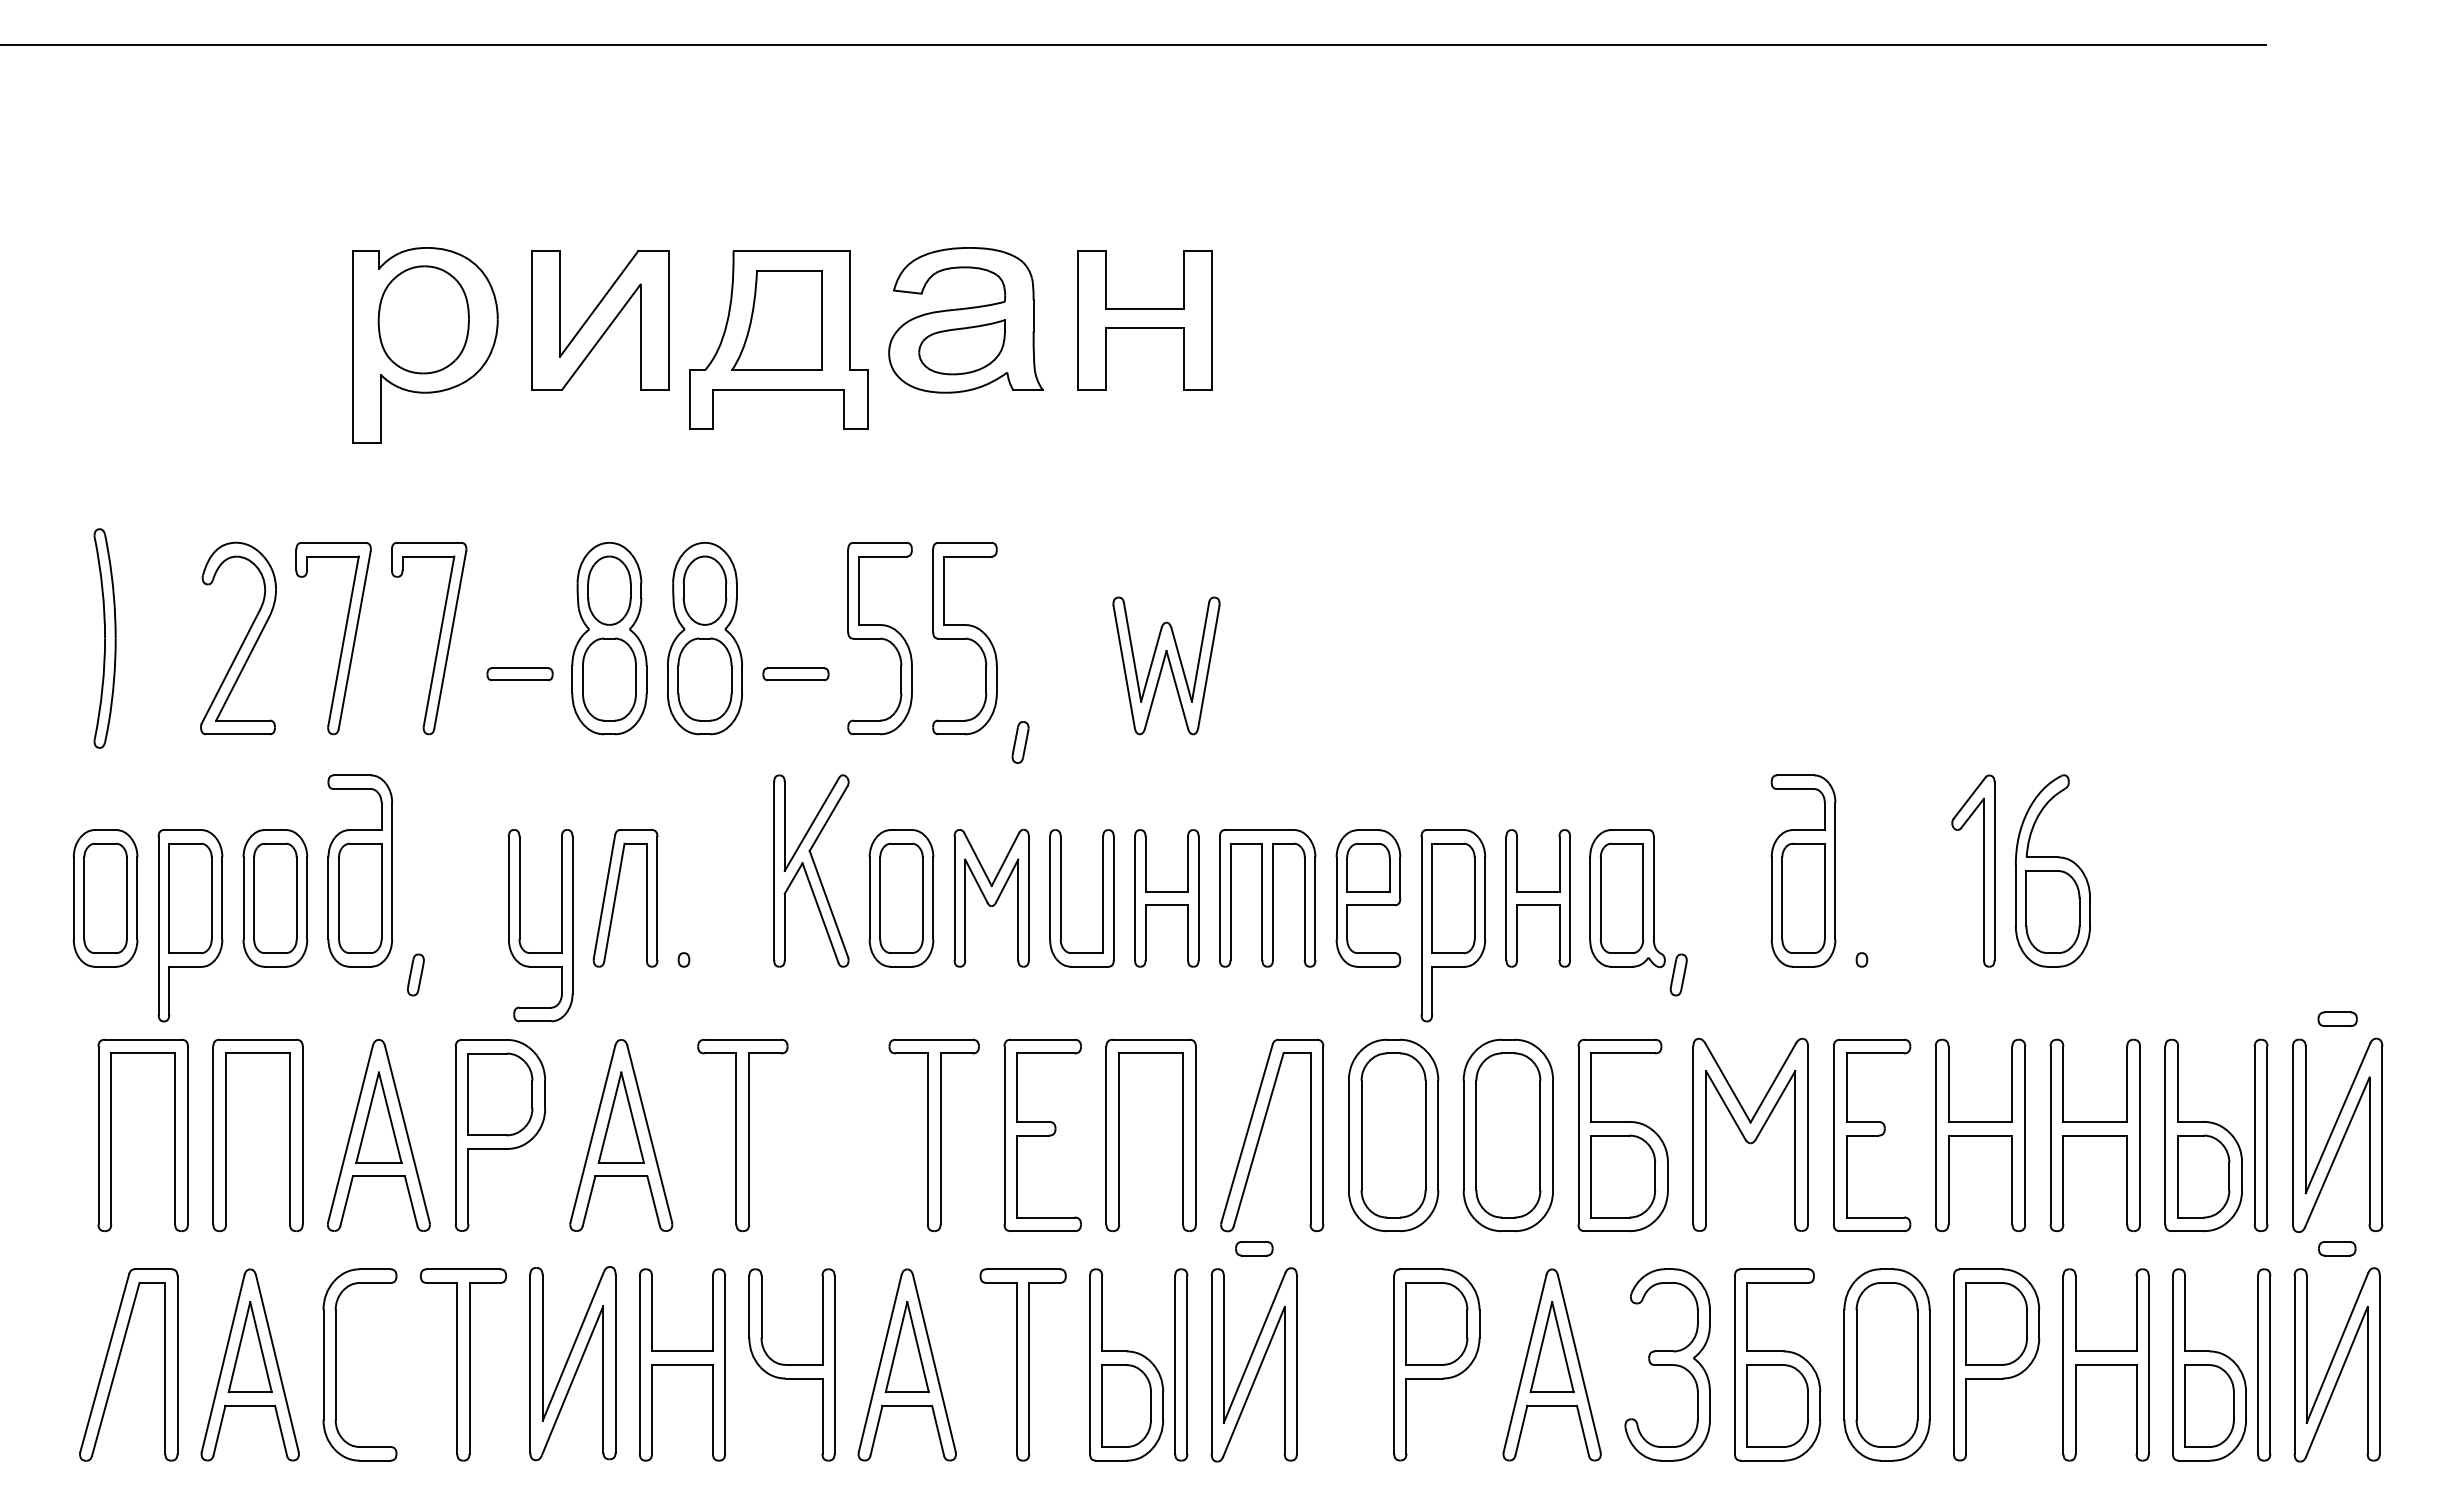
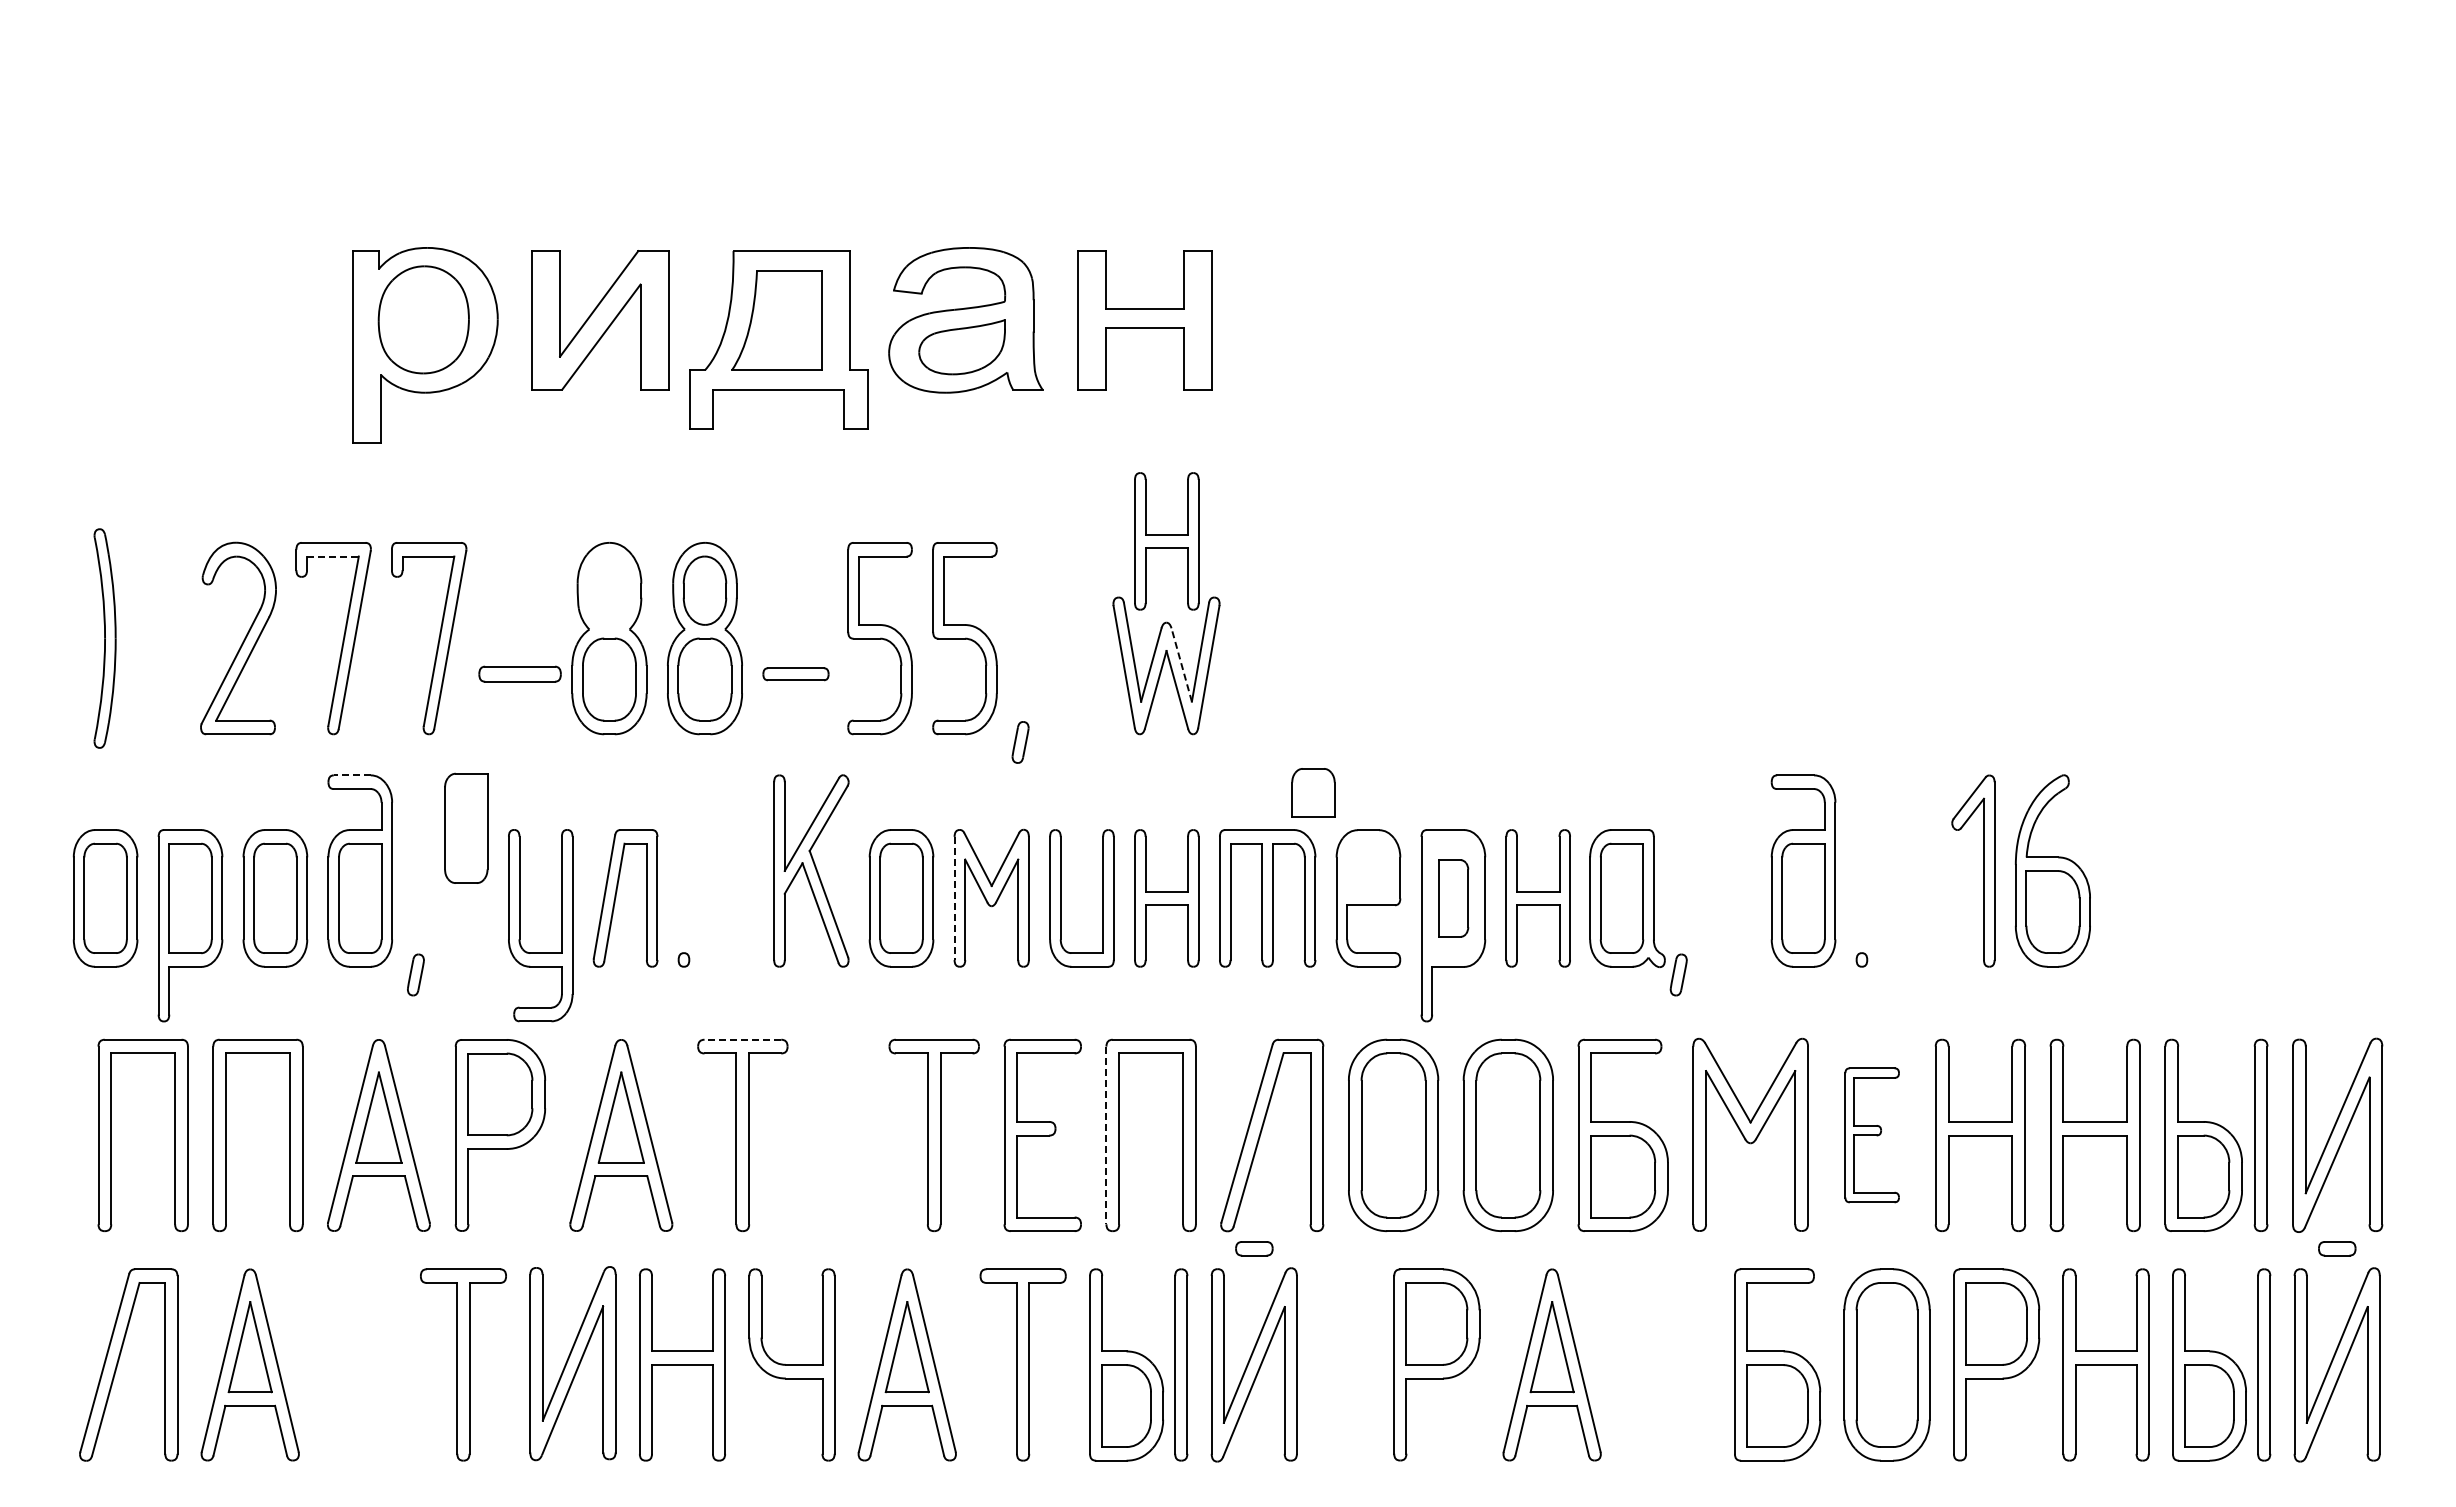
line: present -> none (1133, 45)
part: none -> present (1166, 541)
line: solid -> dashed (332, 556)
part: present -> none (609, 590)
line: solid -> dashed (1181, 664)
part size: 68x15 px -> 84x18 px (519, 673)
line: solid -> dashed (352, 775)
part: none -> present (466, 827)
part position: (1368, 867) -> (1313, 792) (1313, 792)
line: solid -> dashed (954, 898)
part size: 45x113 px -> 32x79 px (1453, 898)
part: present -> none (2337, 1018)
line: solid -> dashed (742, 1039)
part size: 79x194 px -> 56x137 px (1871, 1135)
line: solid -> dashed (1106, 1135)
part: present -> none (336, 1364)
part: present -> none (1667, 1364)
